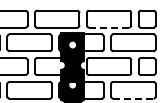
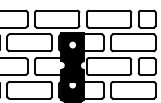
line: dashed -> solid (109, 27)
line: dashed -> solid (133, 98)
